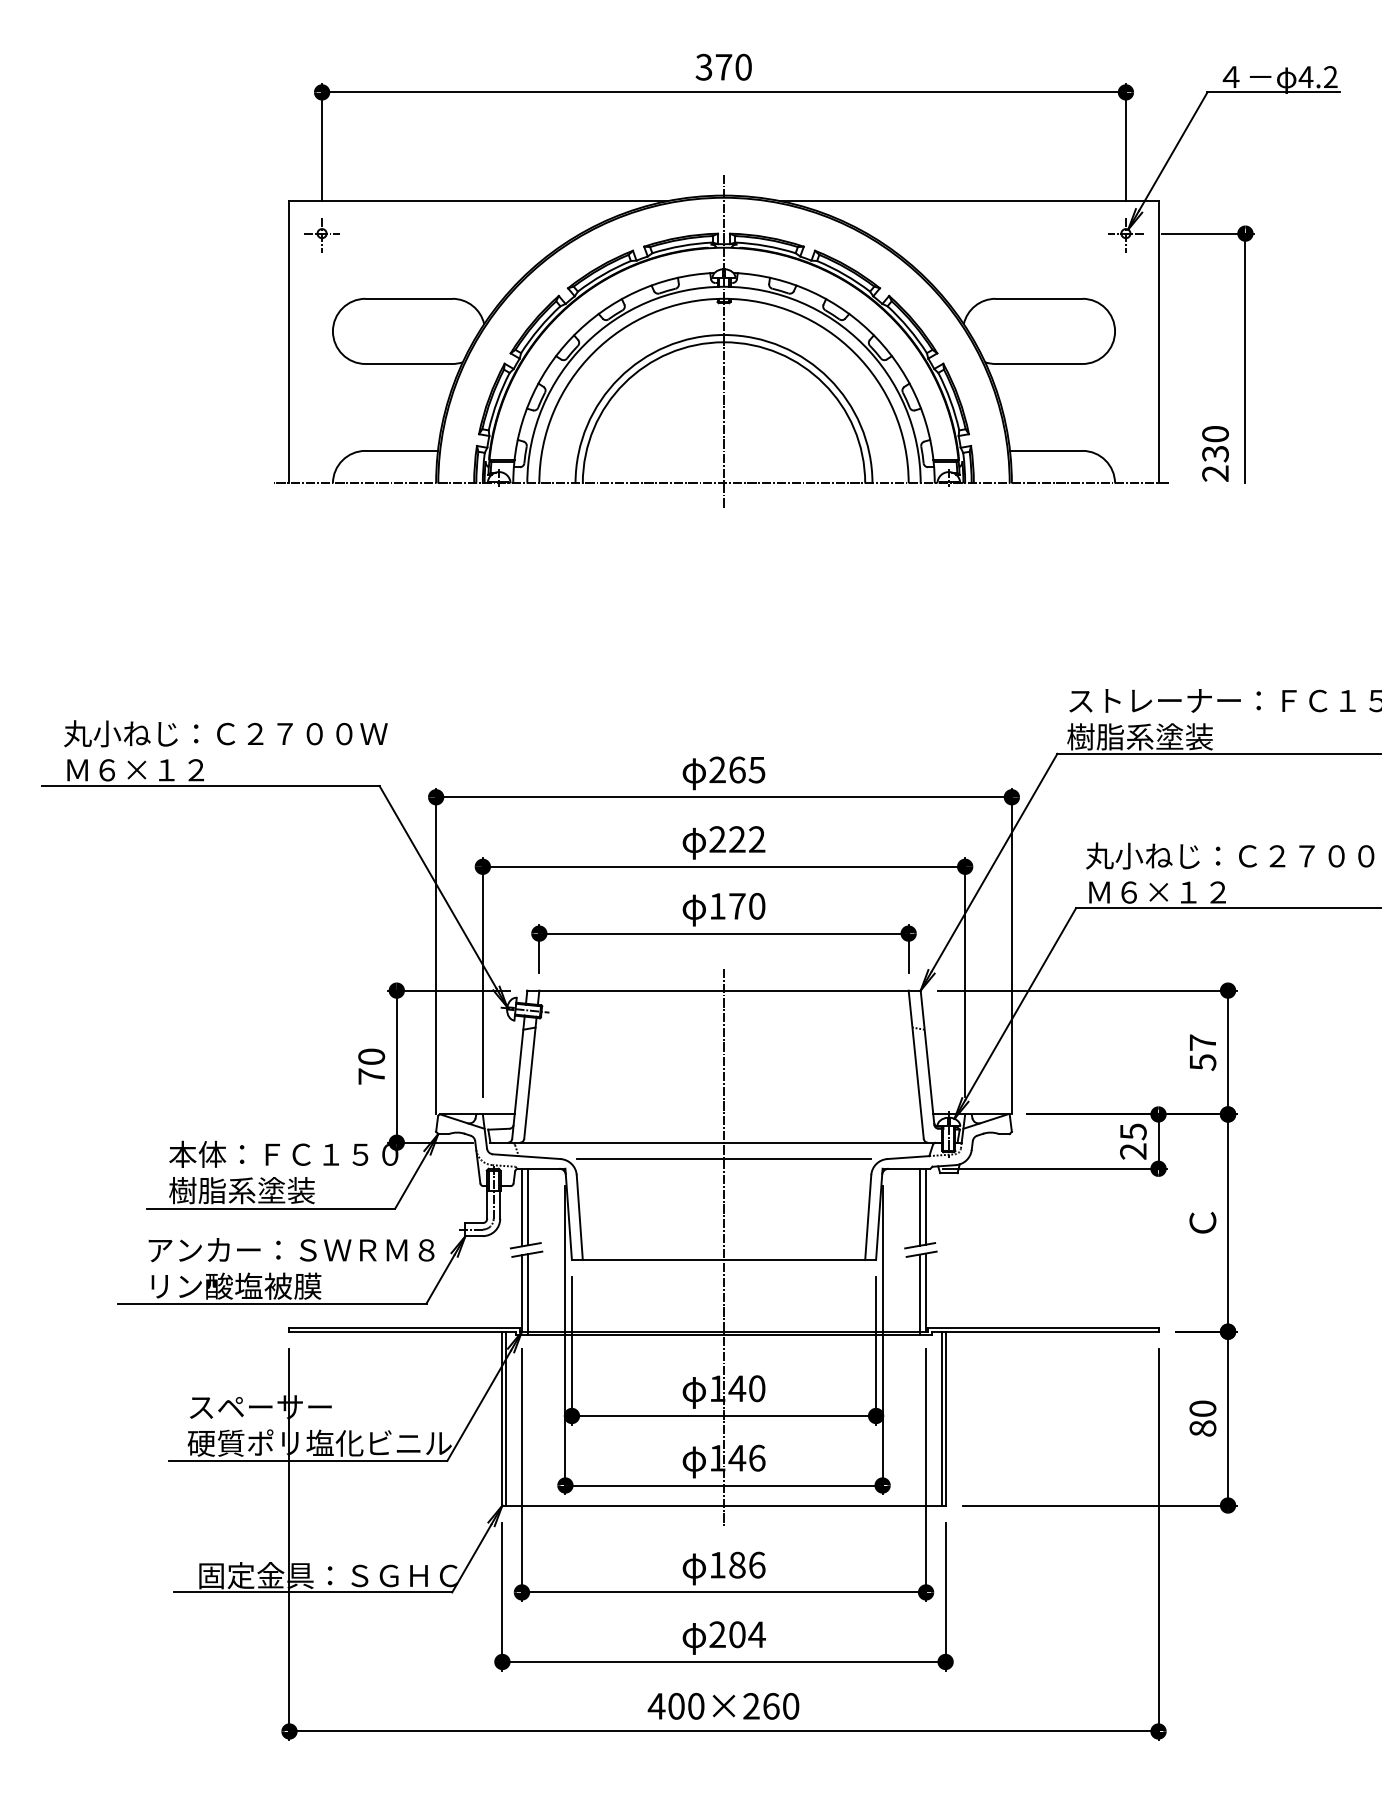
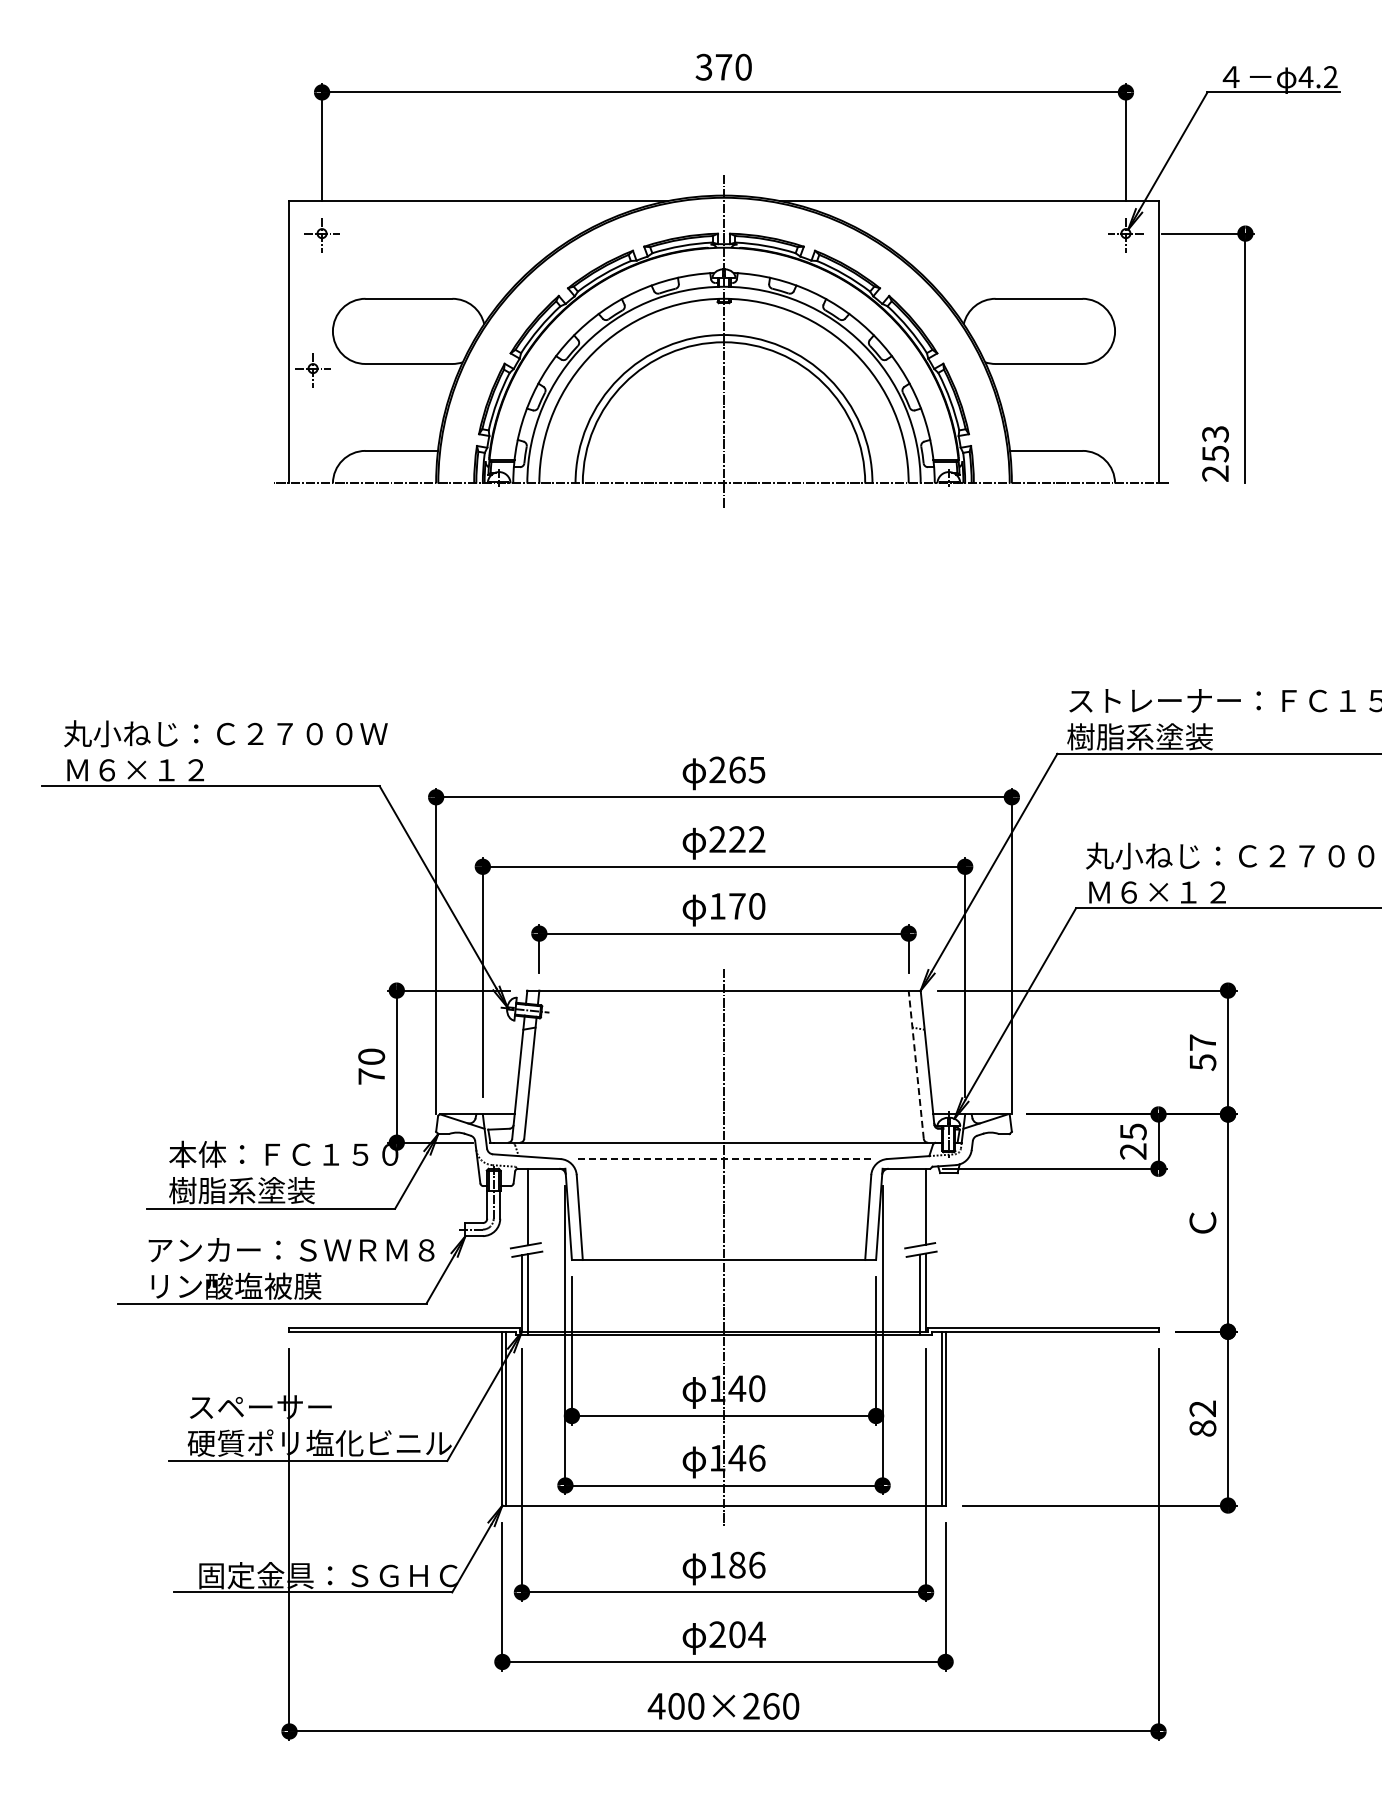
part: none -> present (312, 370)
text: 230 -> 253 (1215, 443)
line: solid -> dashed (916, 1064)
line: solid -> dashed (723, 1159)
line: present -> none (919, 1206)
line: present -> none (521, 1207)
text: 80 -> 82 (1202, 1408)
